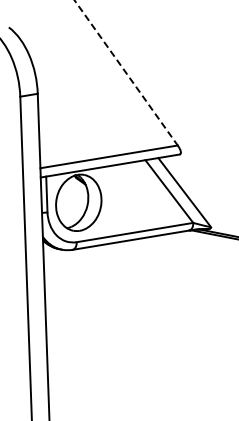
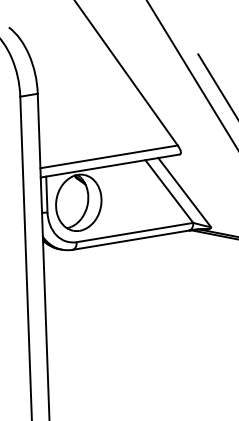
line: dashed -> solid (126, 73)
line: none -> present (191, 74)
line: none -> present (216, 85)
